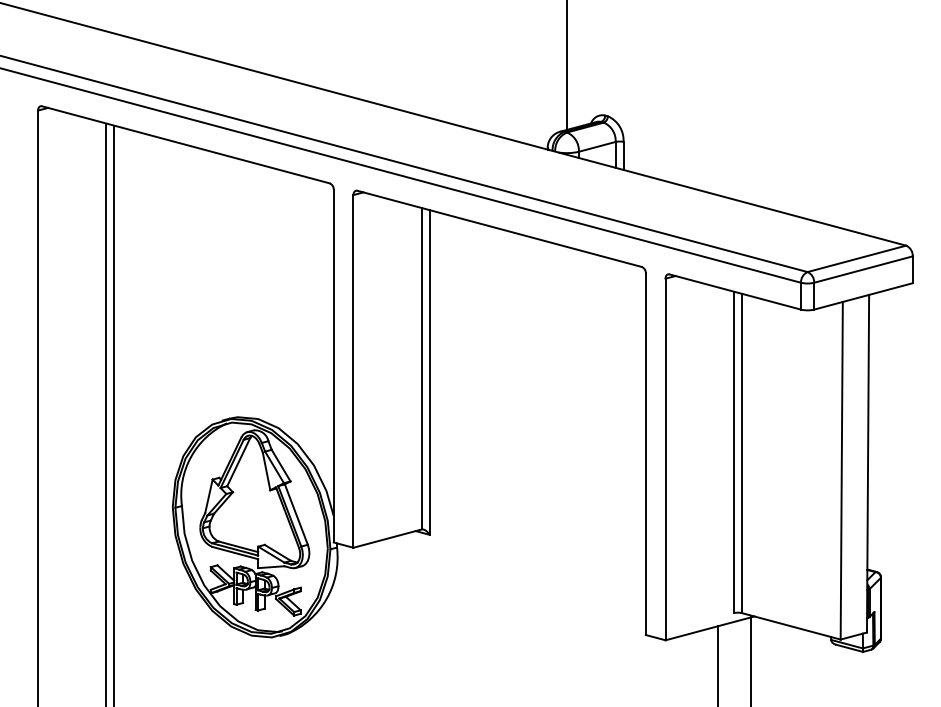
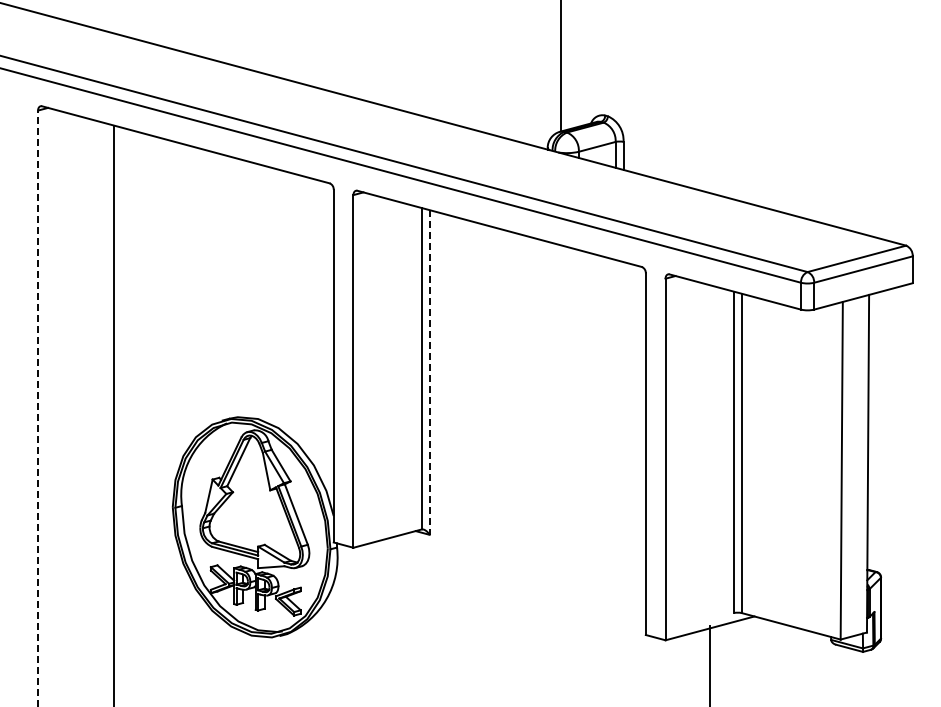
line position: (567, 65) -> (561, 65) (561, 65)
line: solid -> dashed (429, 372)
line: solid -> dashed (38, 408)
line: present -> none (106, 413)
line: present -> none (750, 660)
line position: (718, 664) -> (710, 664) (710, 664)
